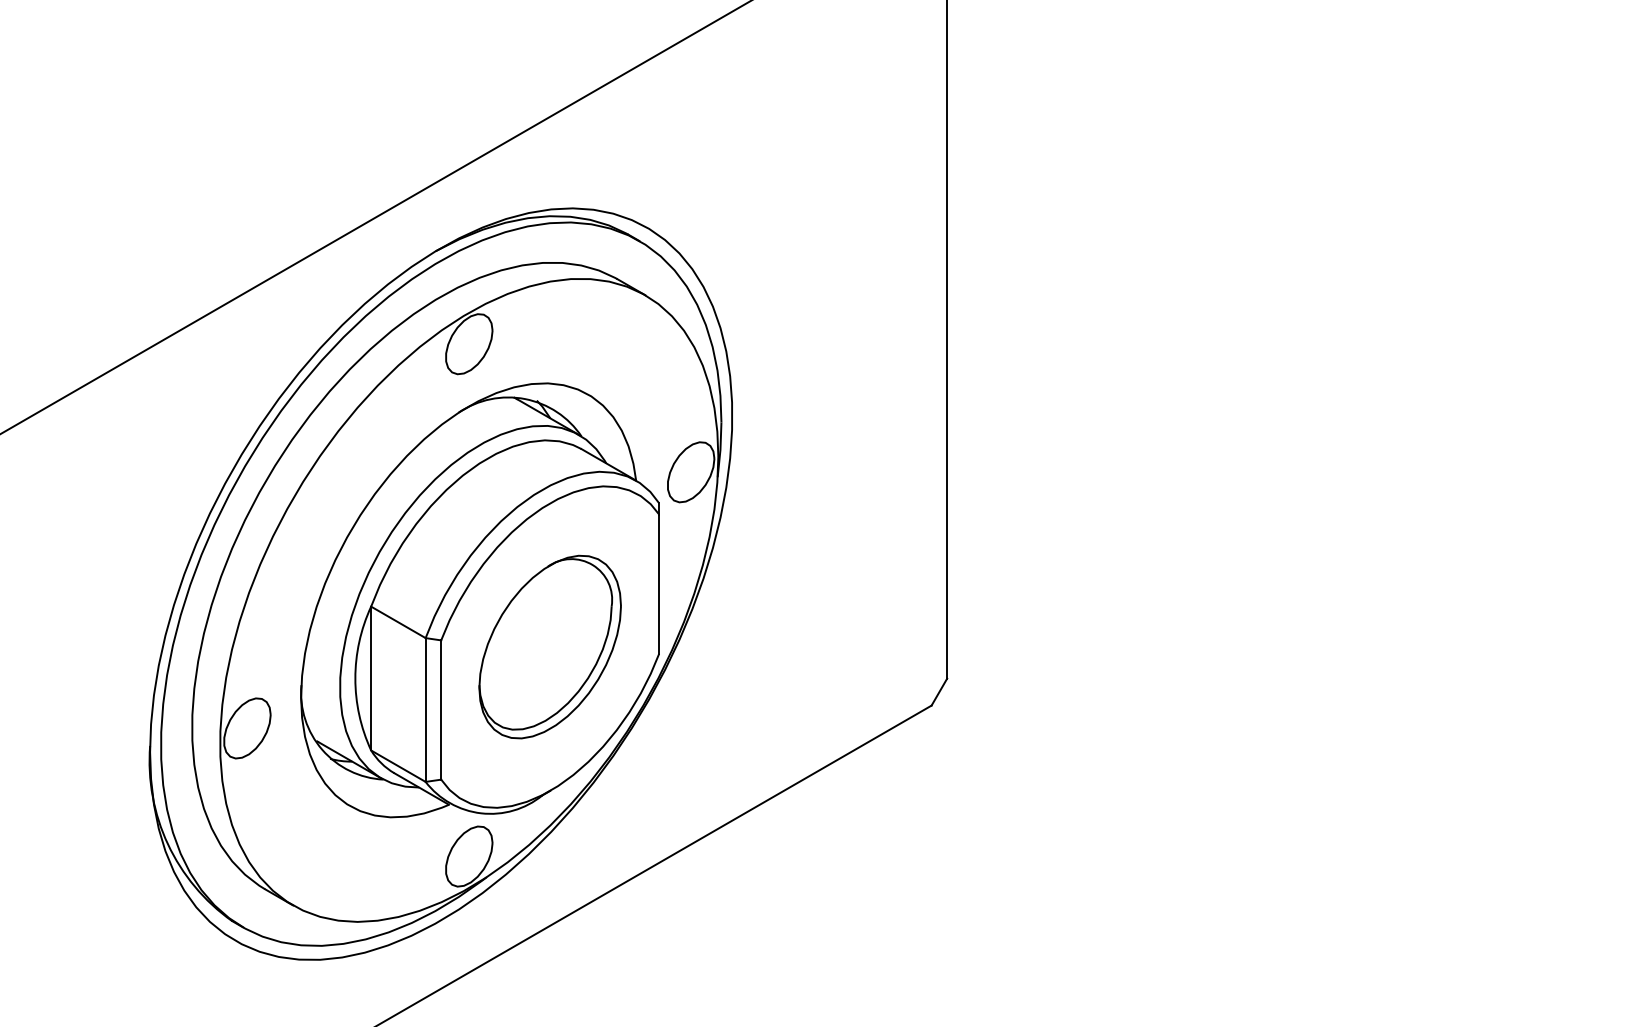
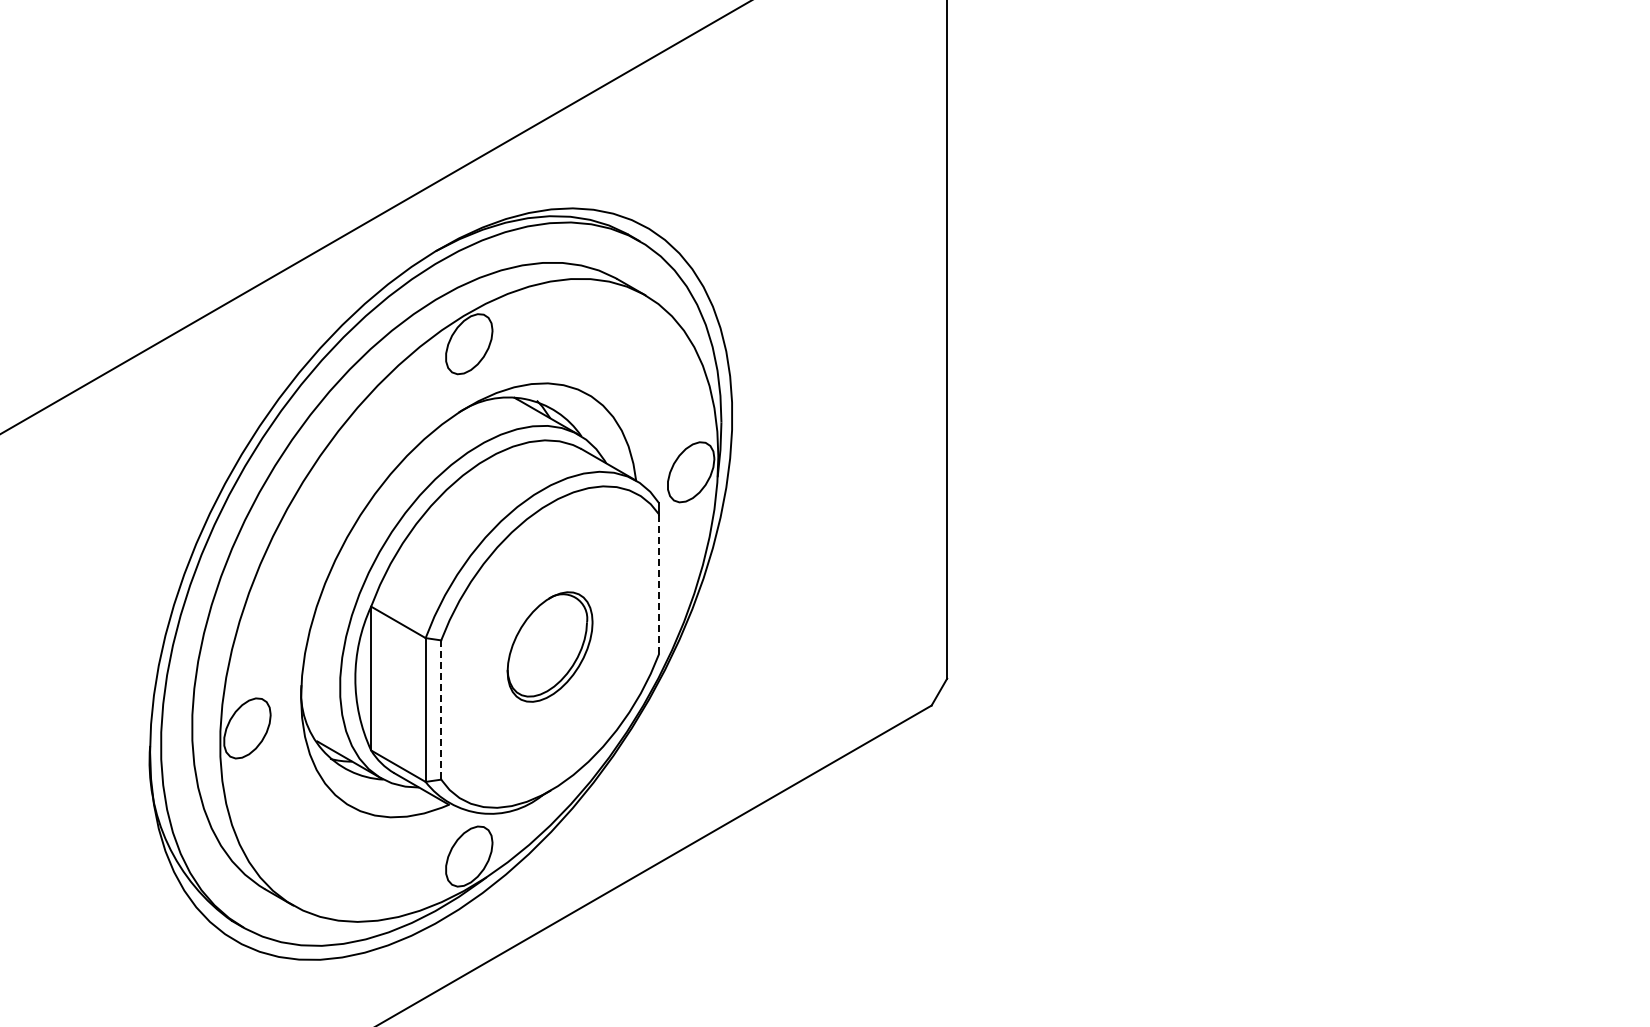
line: solid -> dashed (659, 584)
part size: 144x186 px -> 88x112 px (549, 646)
line: solid -> dashed (441, 710)
